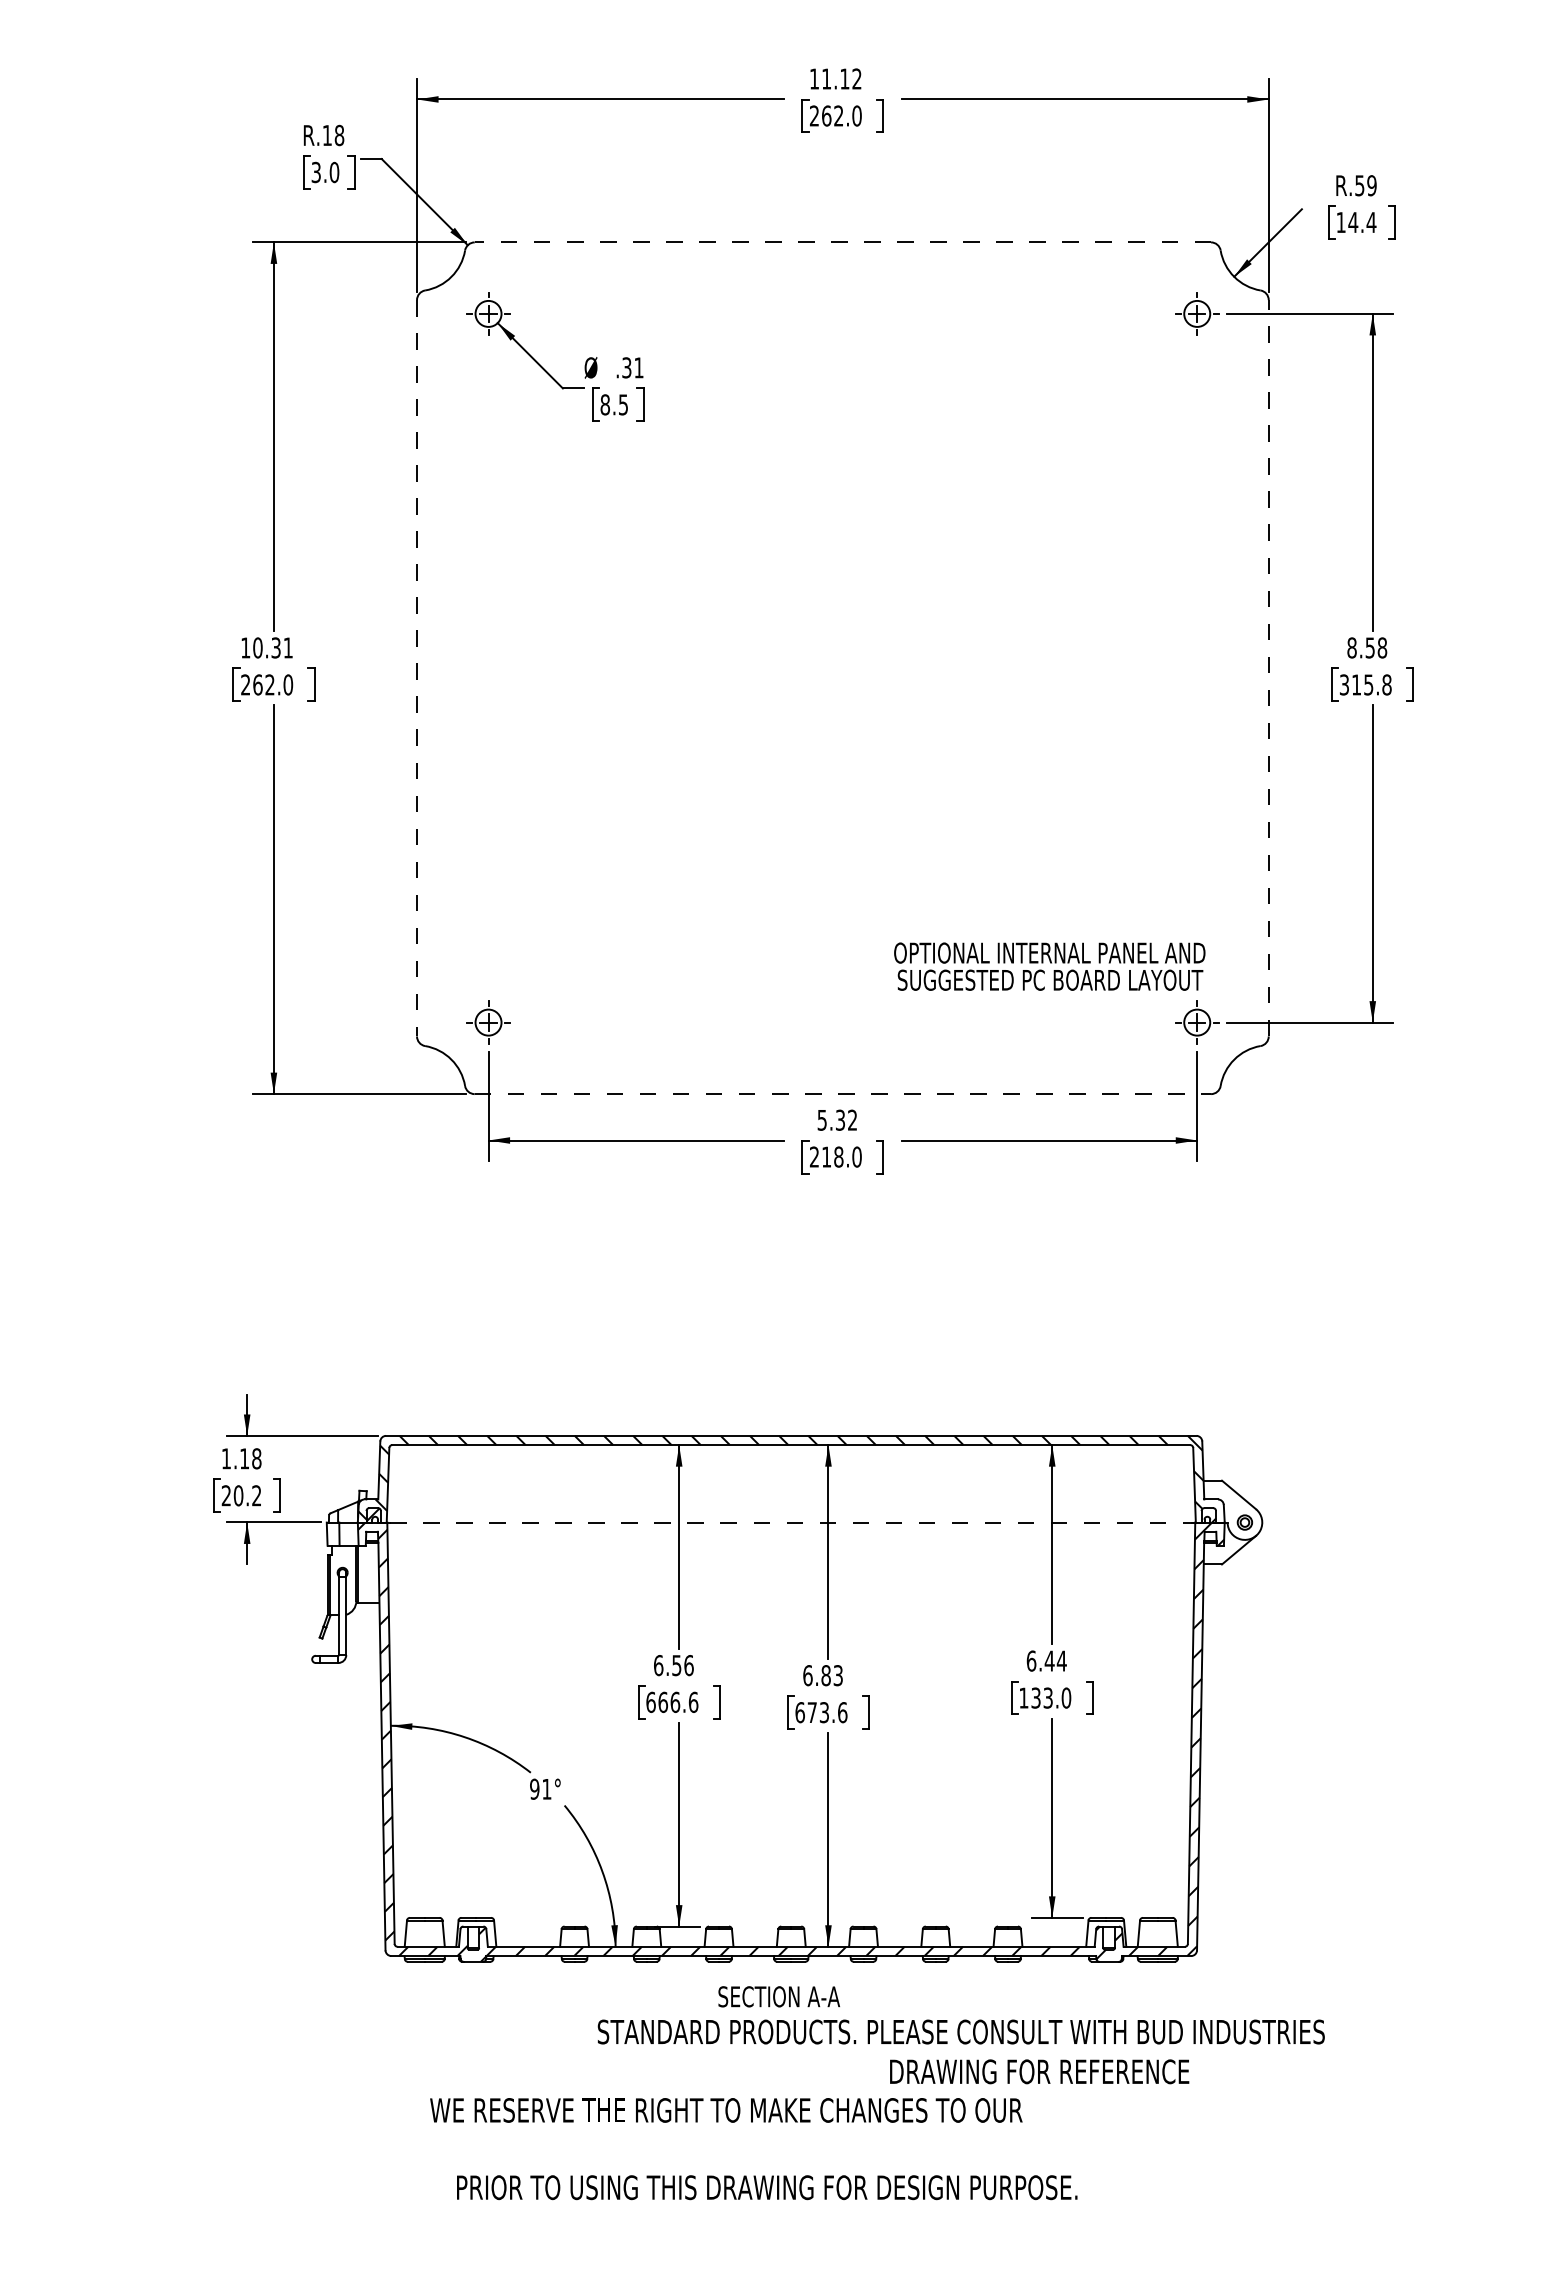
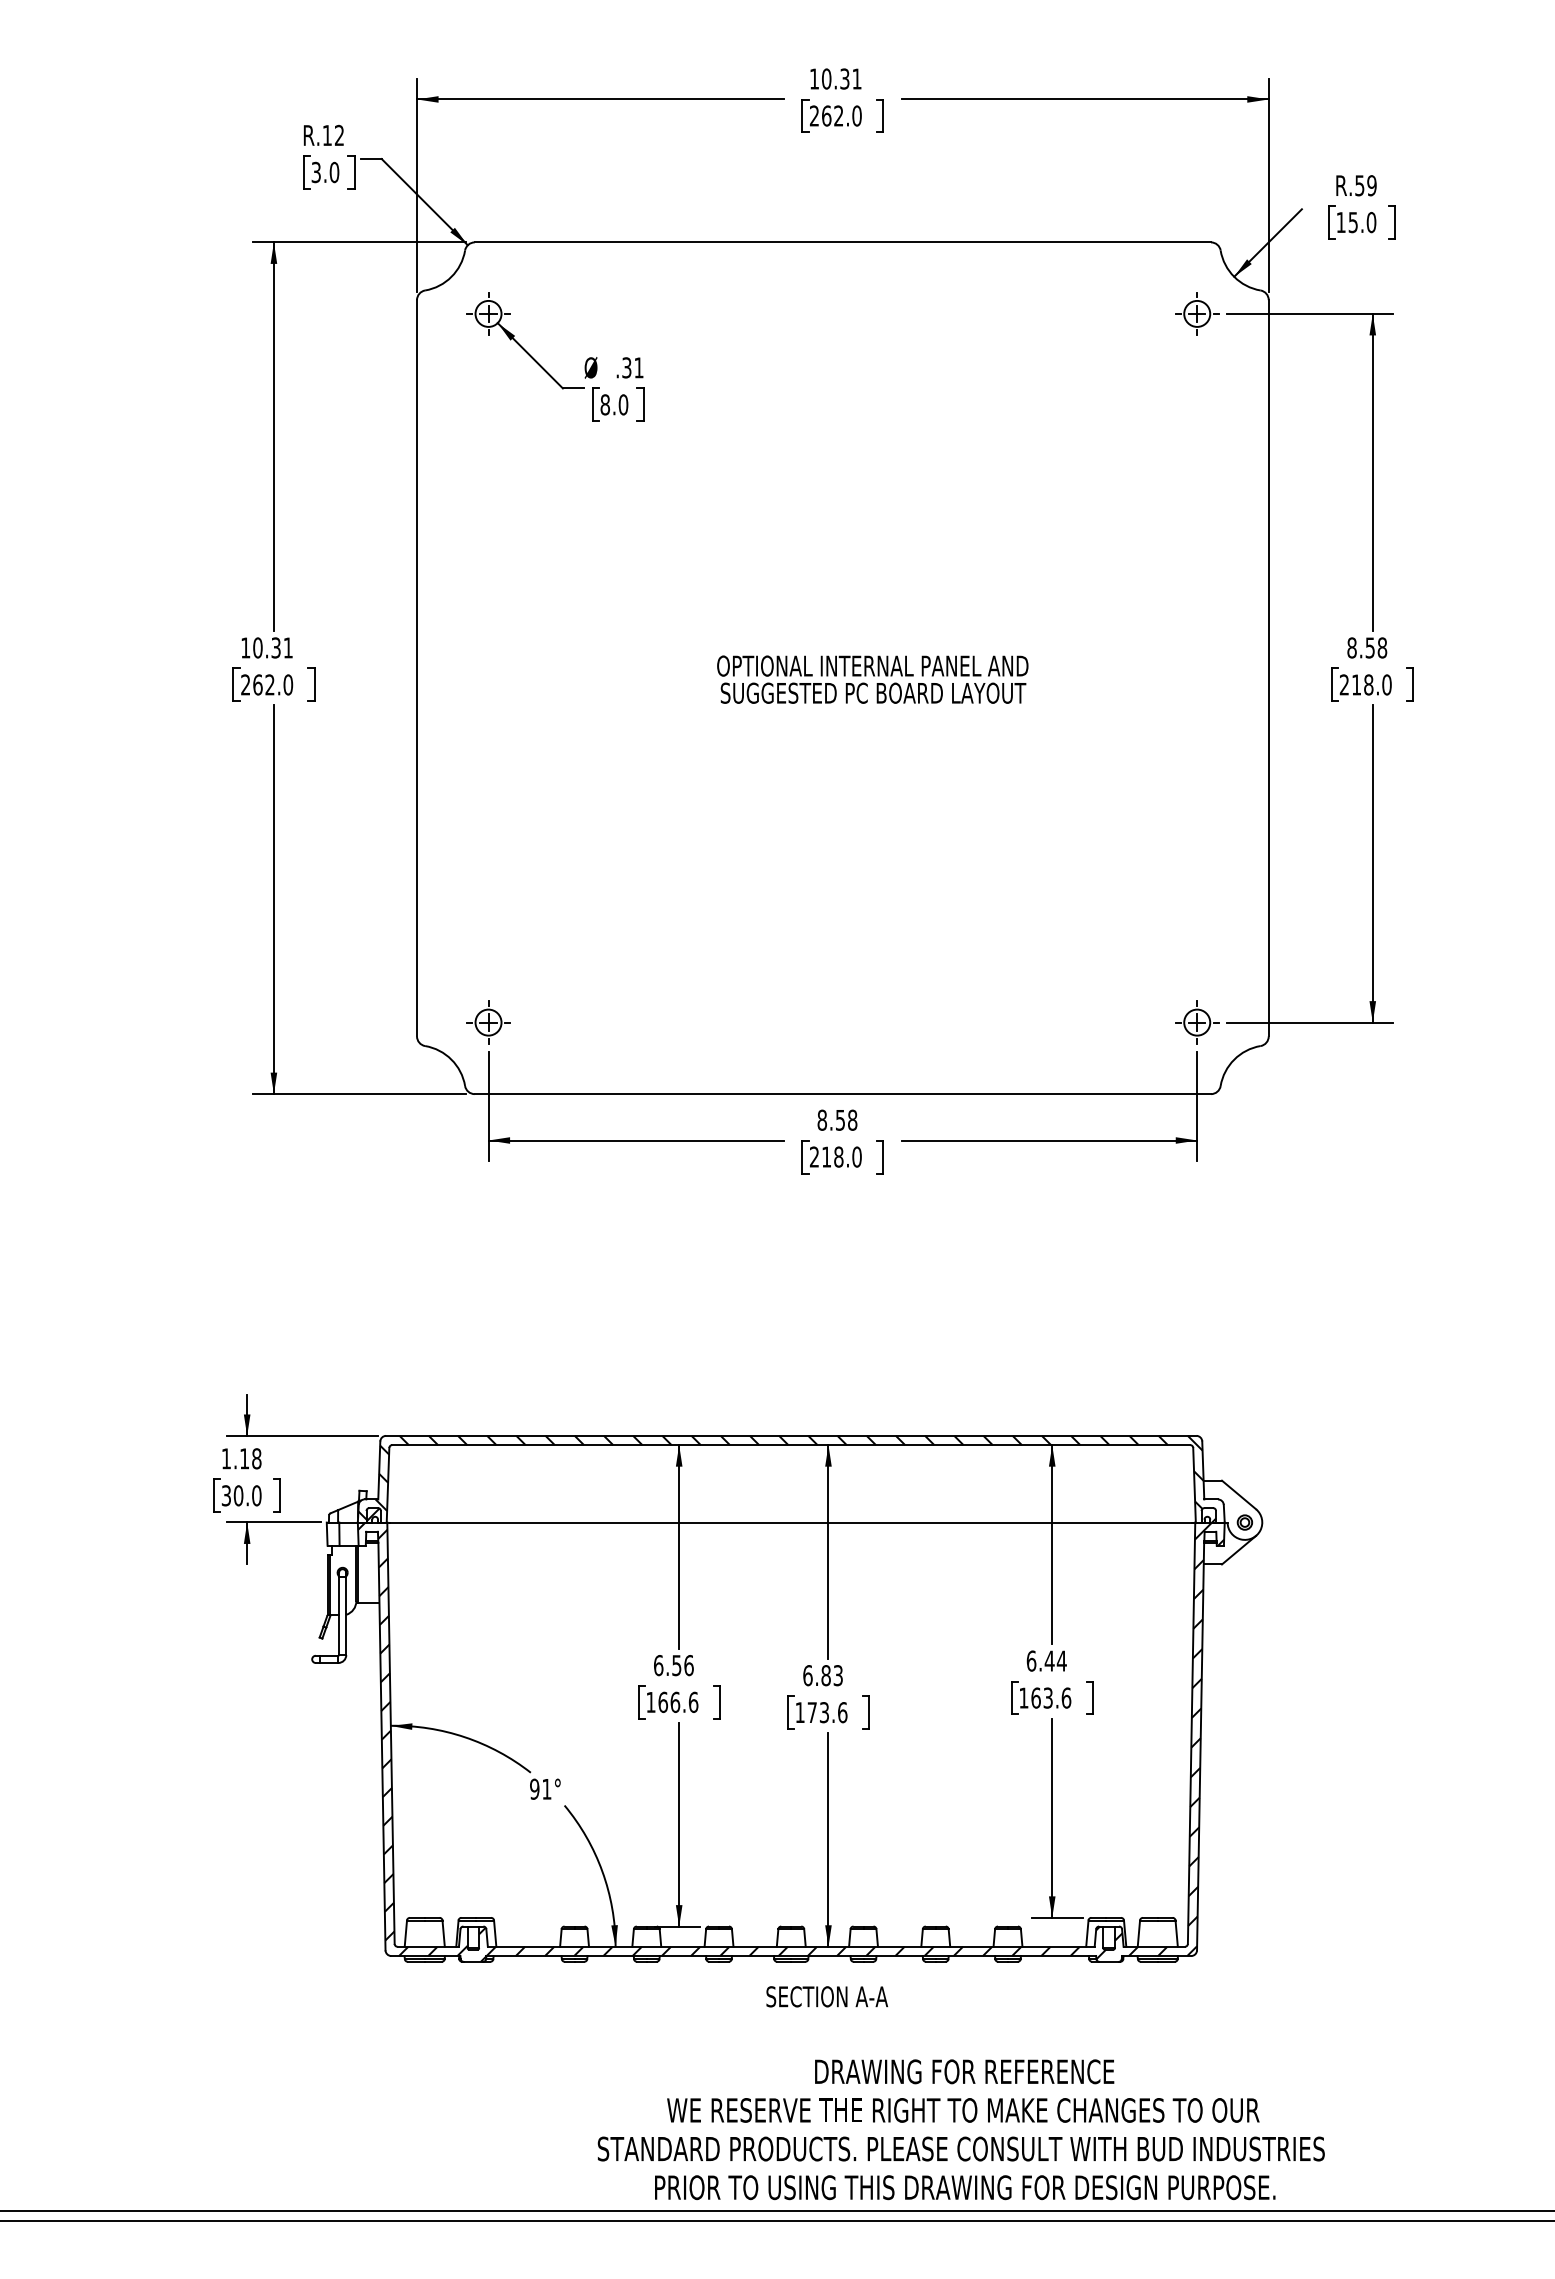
text: 11.12 -> 10.31 (841, 78)
text: R.18 -> R.12 (339, 135)
text: 14.4 -> 15.0 (1362, 222)
line: dashed -> solid (842, 242)
text: 8.5 -> 8.0 (623, 404)
line: dashed -> solid (1268, 667)
line: dashed -> solid (417, 668)
text: 315.8 -> 218.0 (1365, 684)
text position: (1049, 966) -> (872, 679) (872, 679)
line: dashed -> solid (843, 1094)
text: 5.32 -> 8.58 (837, 1119)
text: 20.2 -> 30.0 (241, 1495)
line: dashed -> solid (791, 1522)
text: 133.0 -> 163.6 (1051, 1697)
text: 666.6 -> 166.6 (650, 1701)
text: 673.6 -> 173.6 (799, 1712)
text position: (778, 1996) -> (826, 1996) (826, 1996)
text position: (960, 2031) -> (960, 2148) (960, 2148)
text position: (1039, 2071) -> (964, 2071) (964, 2071)
text position: (726, 2110) -> (963, 2110) (963, 2110)
text position: (767, 2187) -> (965, 2187) (965, 2187)
line: none -> present (776, 2210)
line: none -> present (776, 2220)
